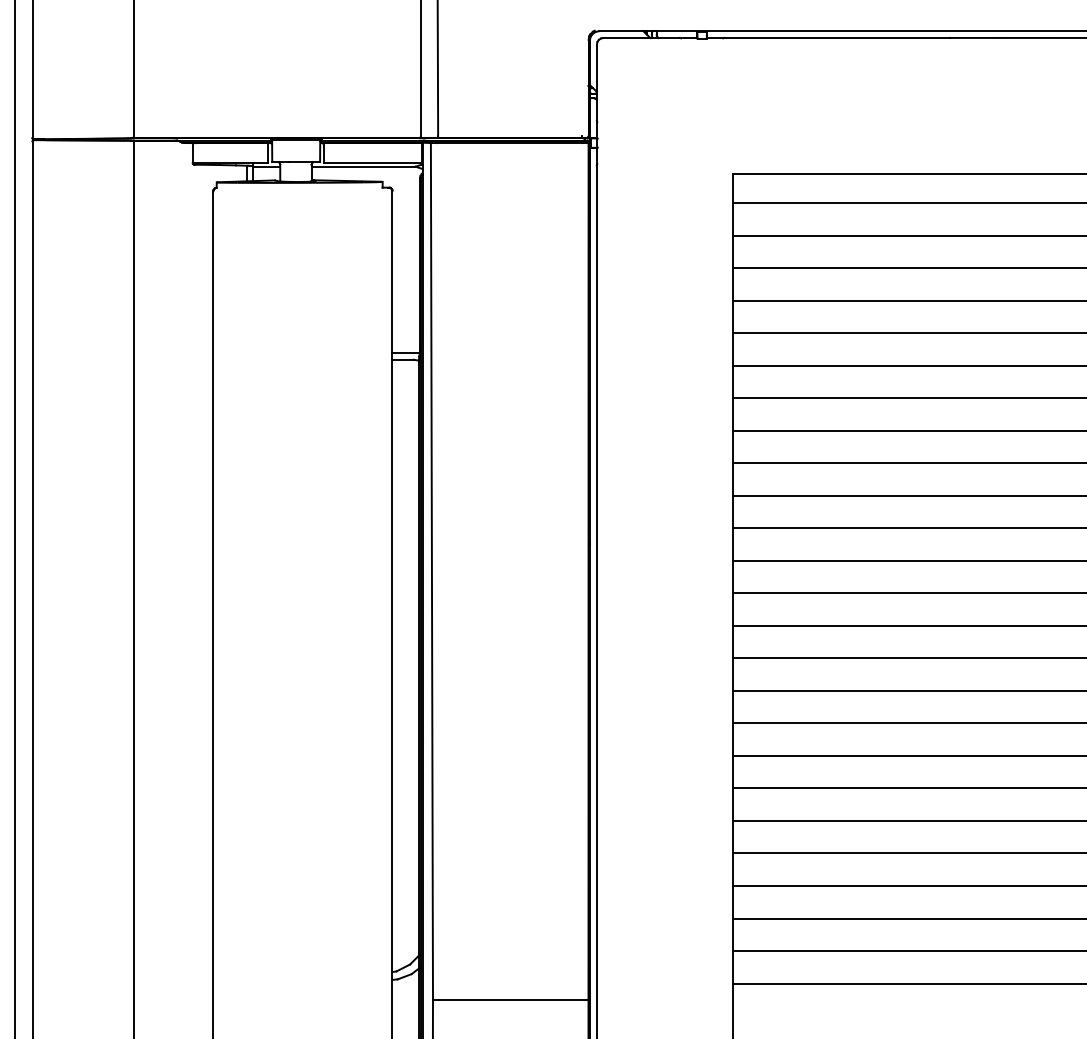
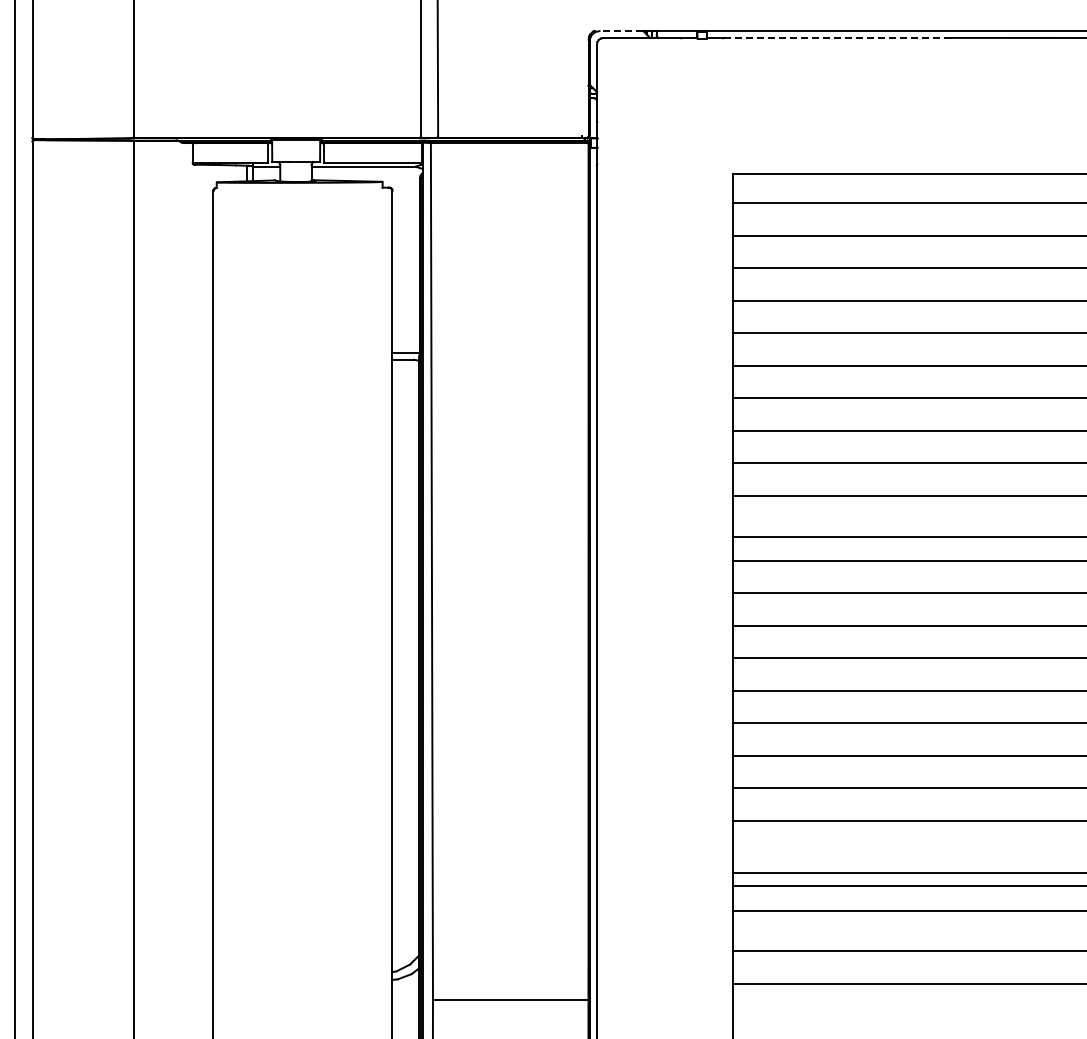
line: solid -> dashed (621, 31)
line: solid -> dashed (837, 37)
line position: (908, 528) -> (908, 537) (908, 537)
line position: (908, 853) -> (908, 873) (908, 873)
line position: (908, 918) -> (908, 910) (908, 910)
